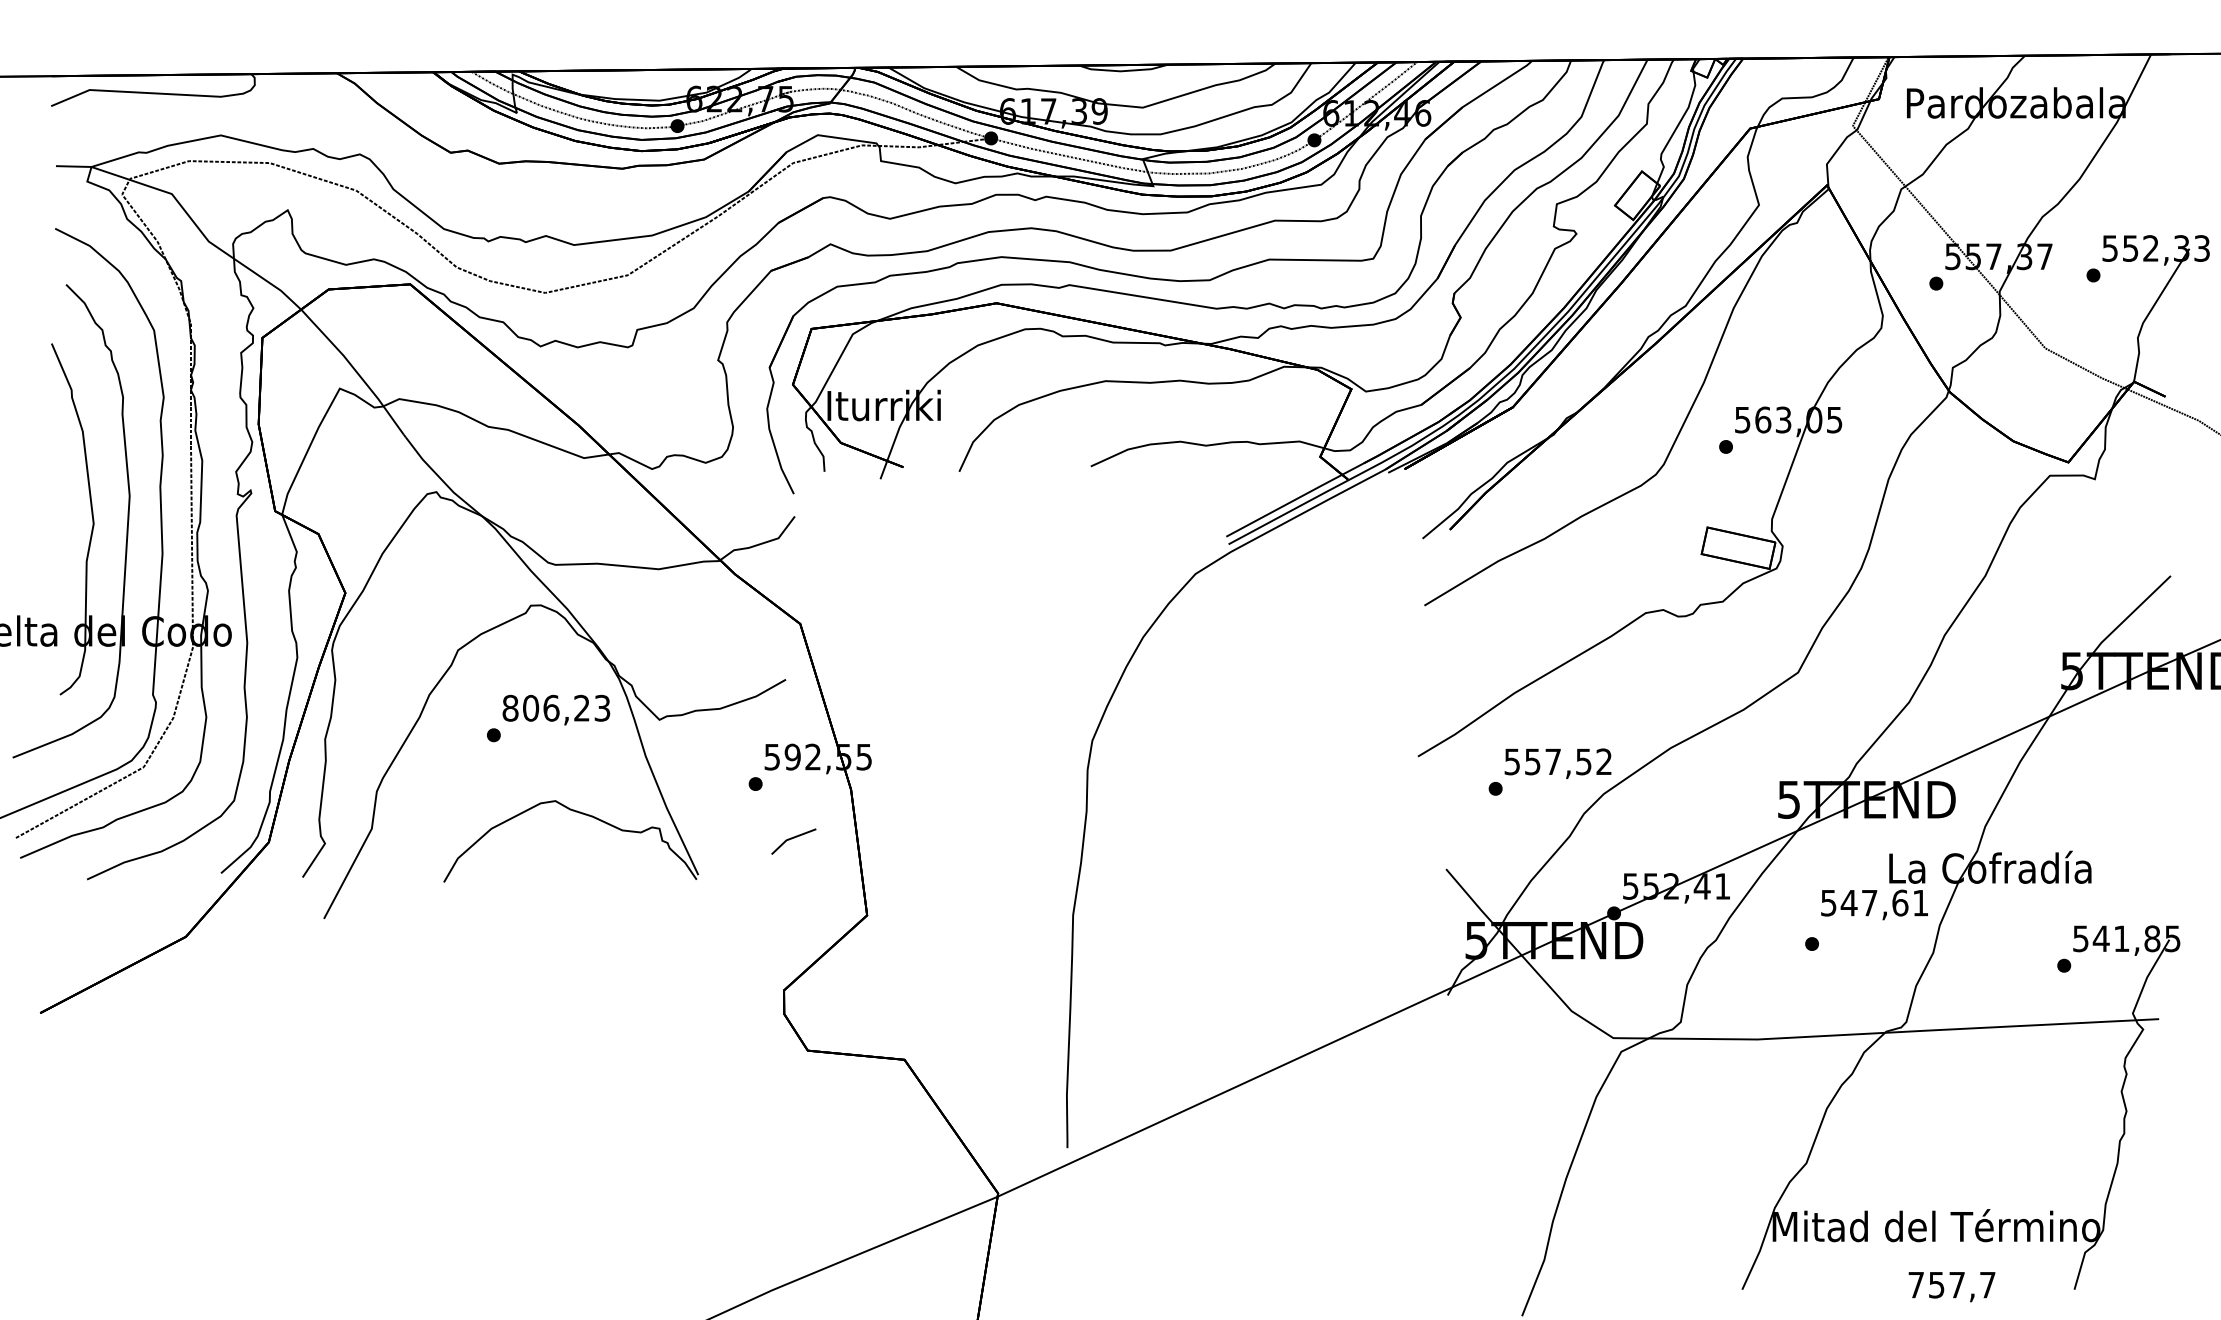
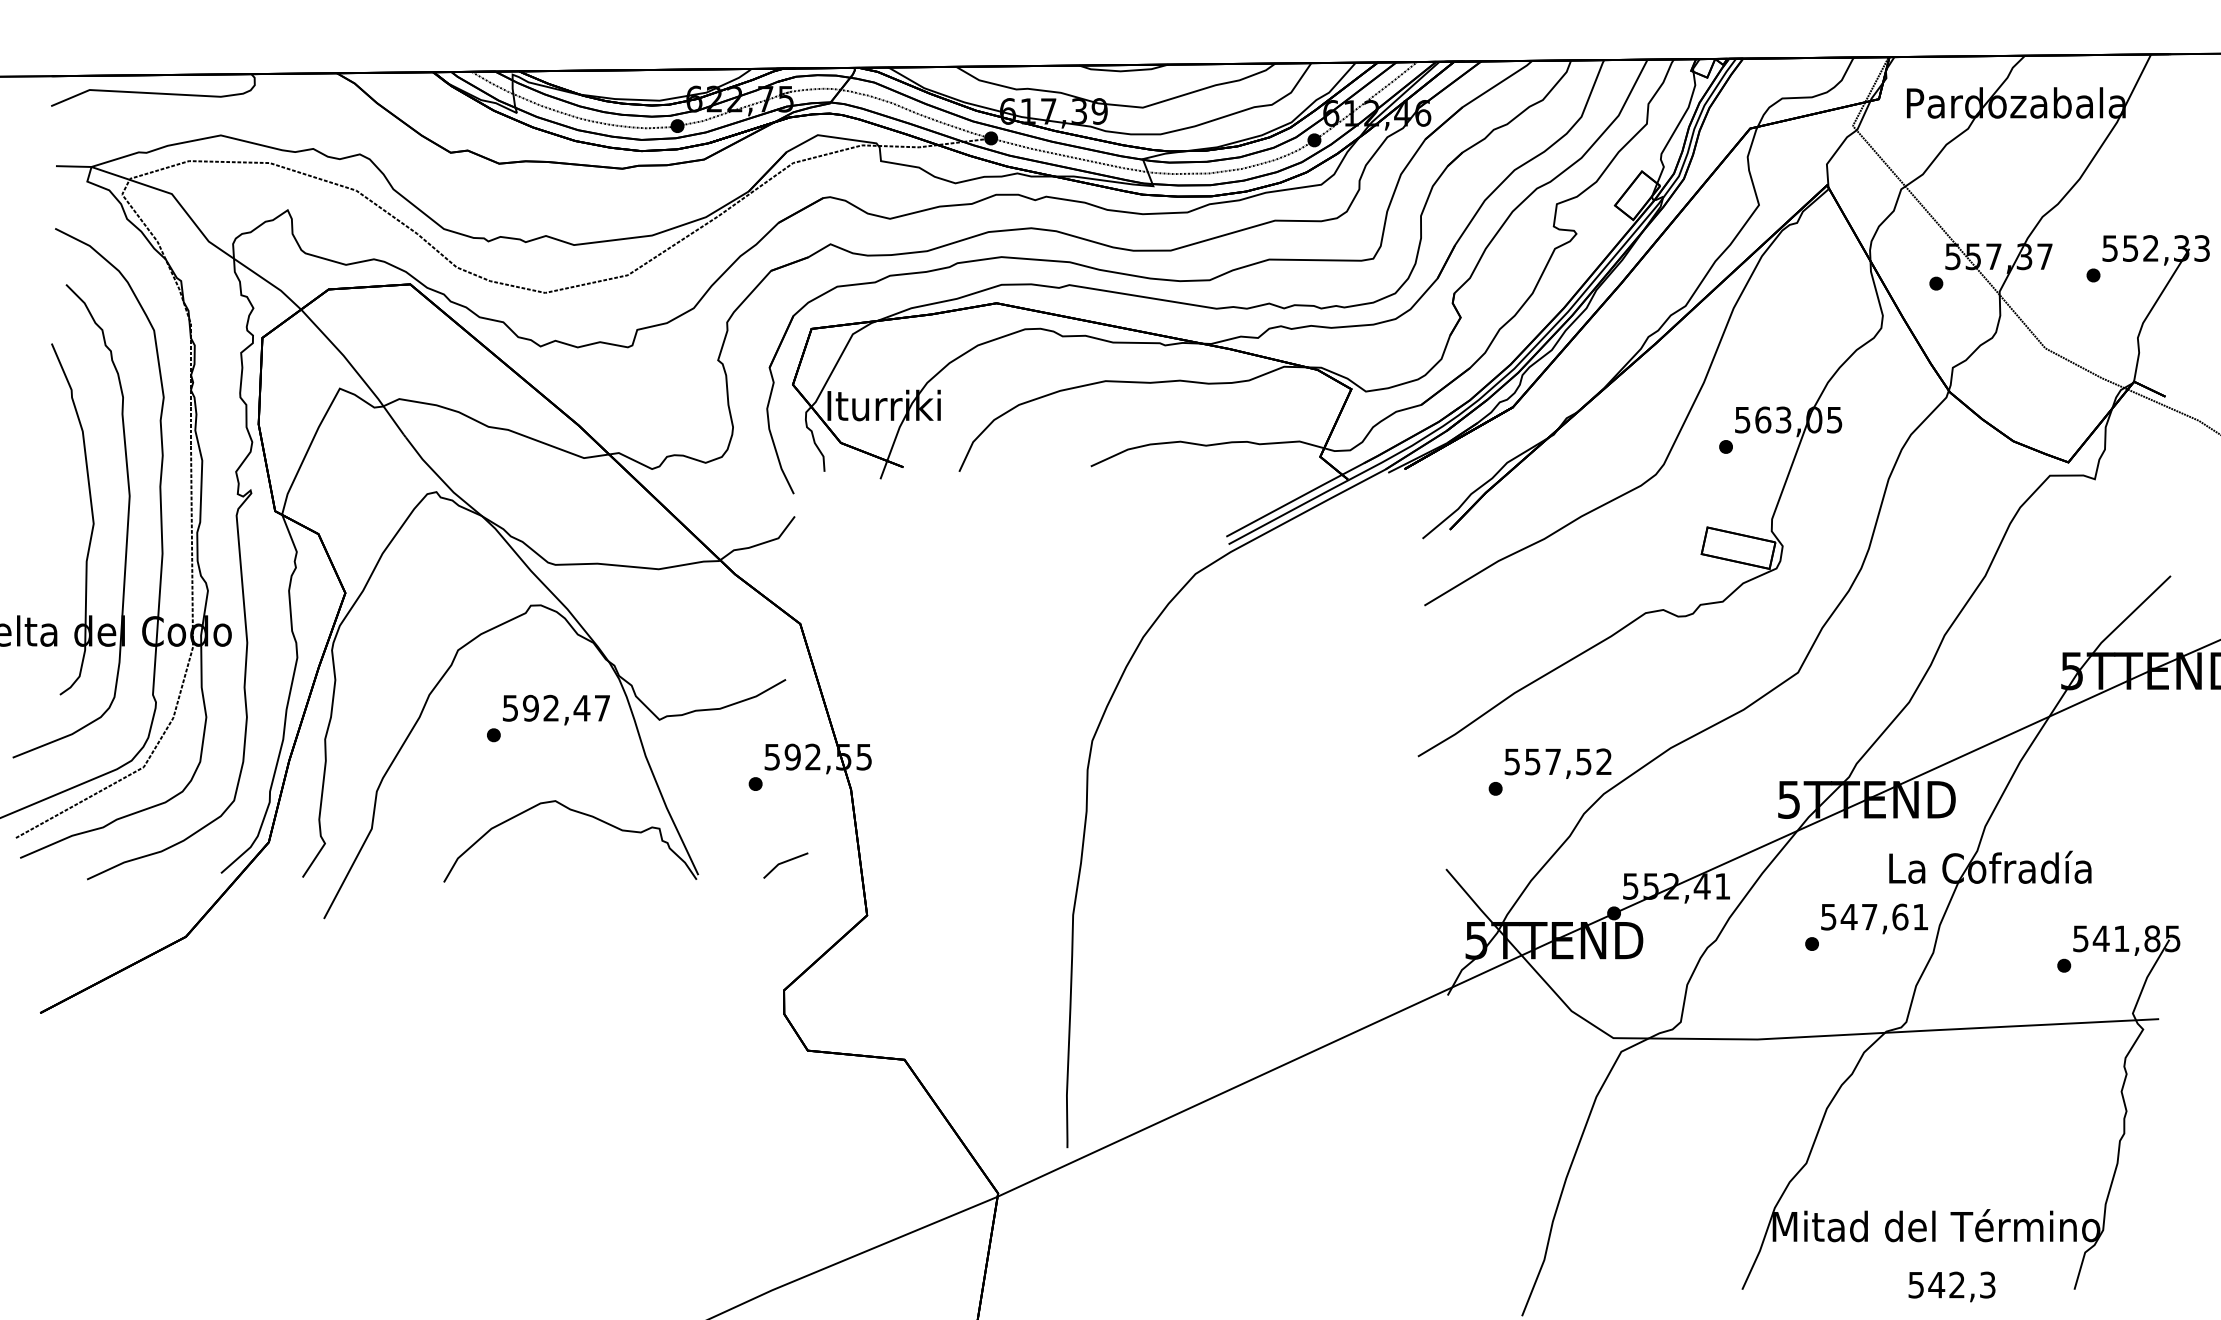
text: 806,23 -> 592,47 (556, 707)
line position: (792, 839) -> (784, 863) (784, 863)
text position: (1874, 904) -> (1874, 918) (1874, 918)
text: 757,7 -> 542,3 (1951, 1284)
